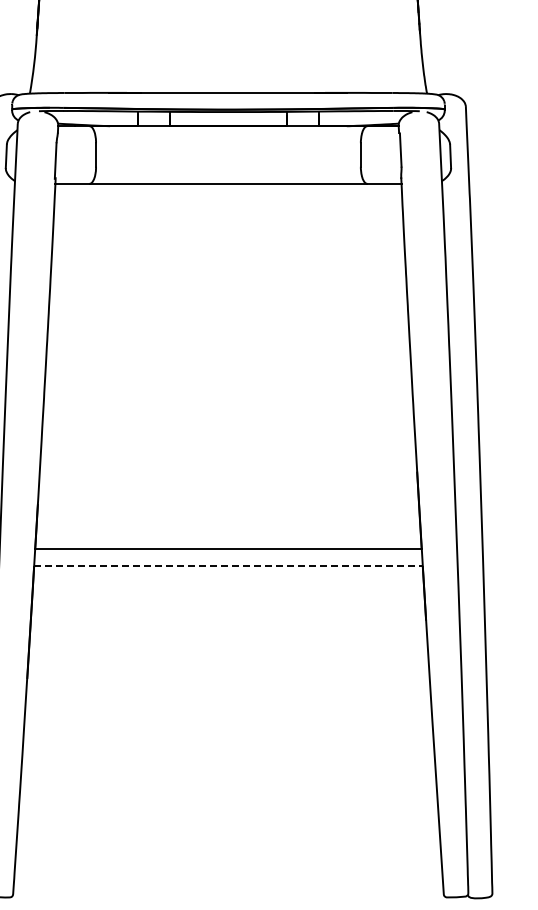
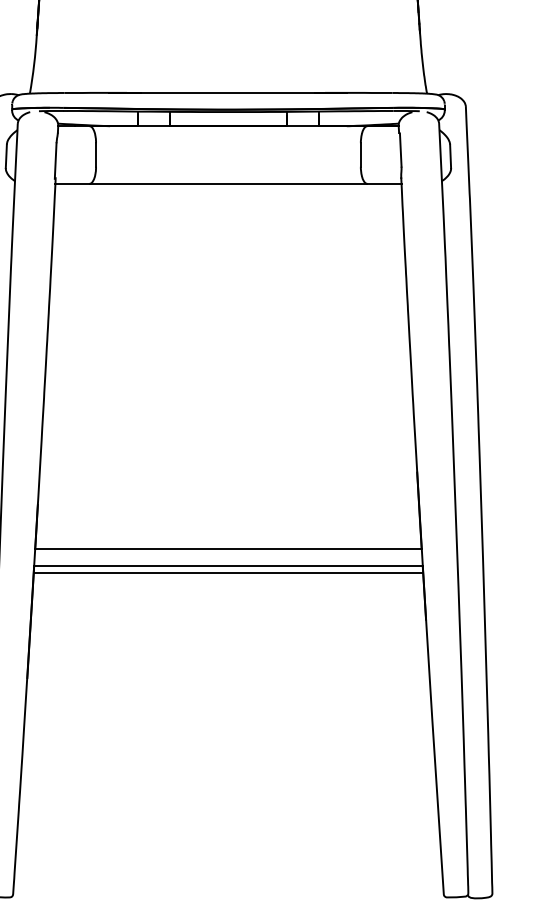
line: dashed -> solid (228, 565)
line: none -> present (228, 572)
